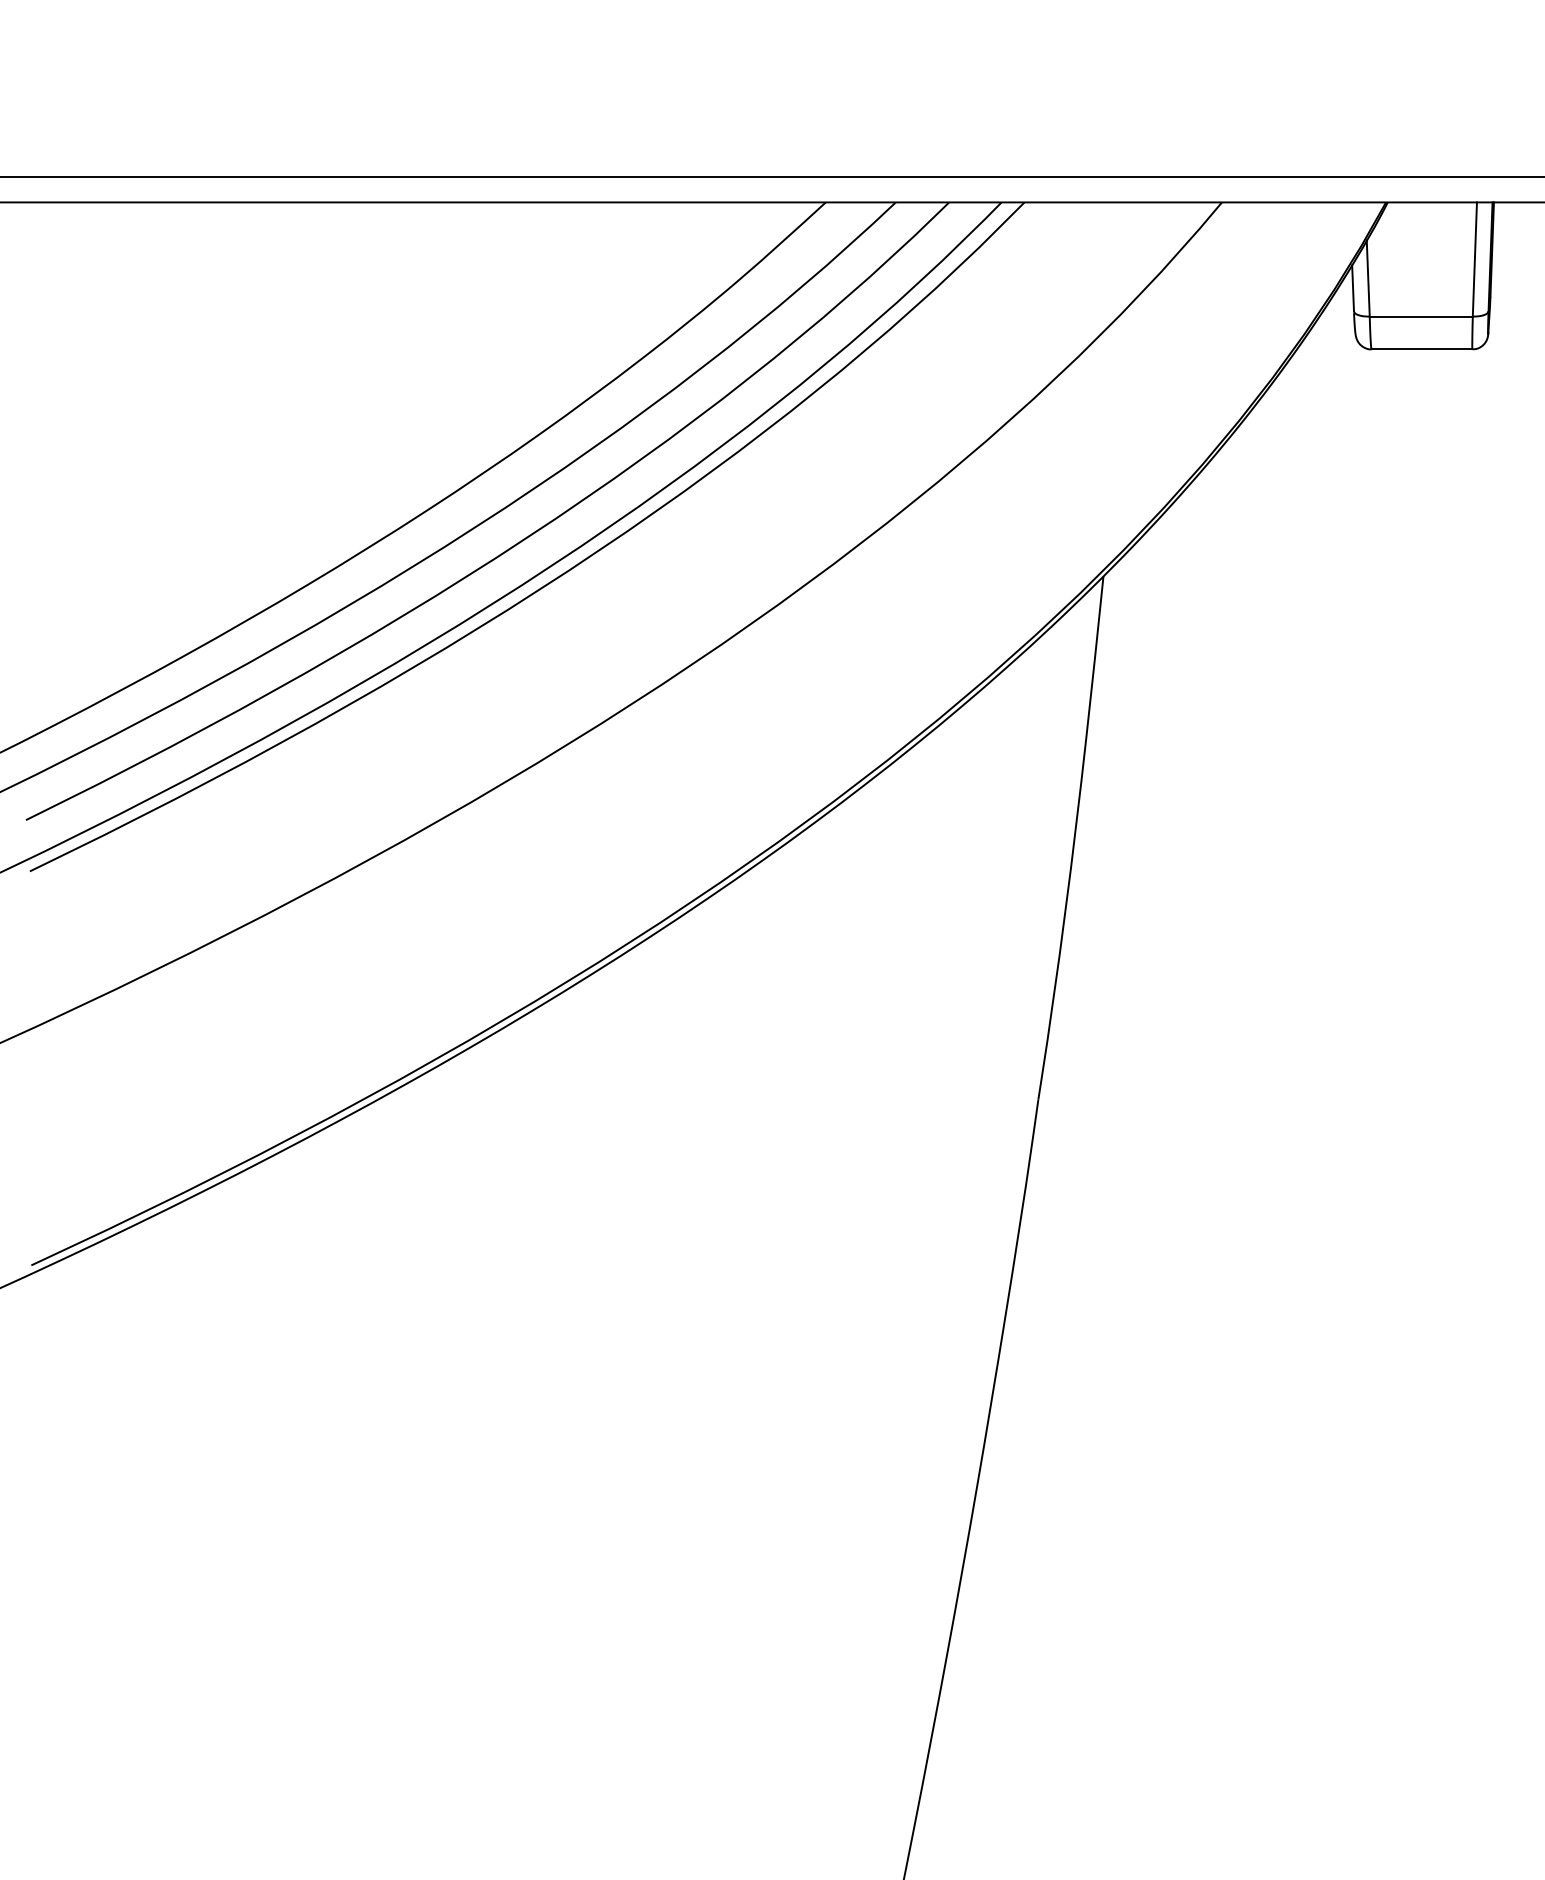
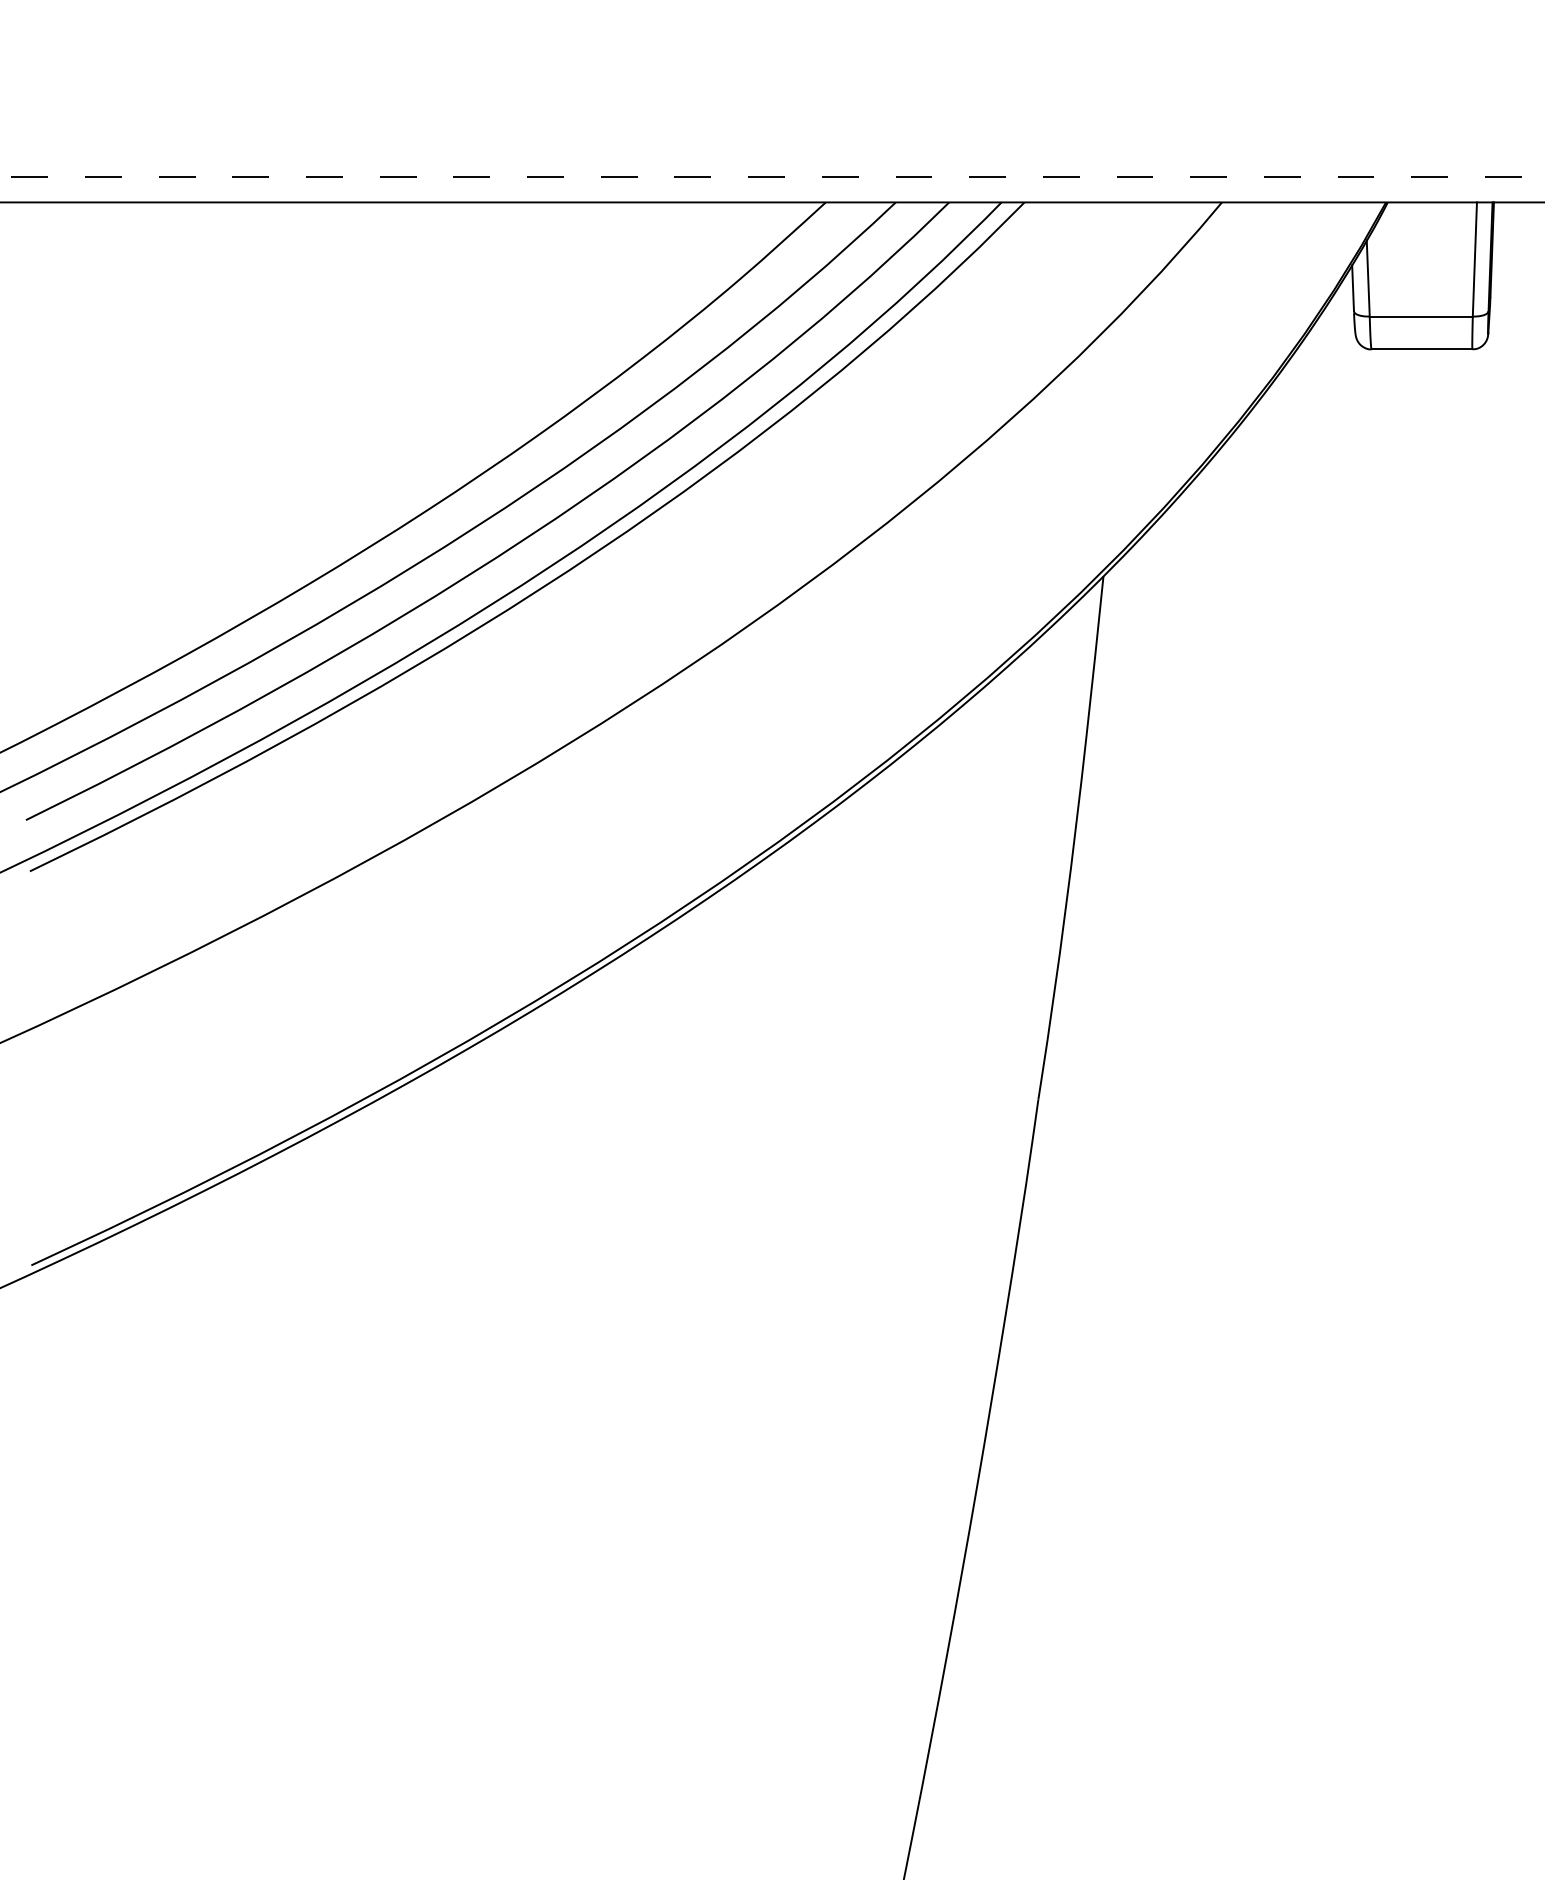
line: solid -> dashed (772, 176)
